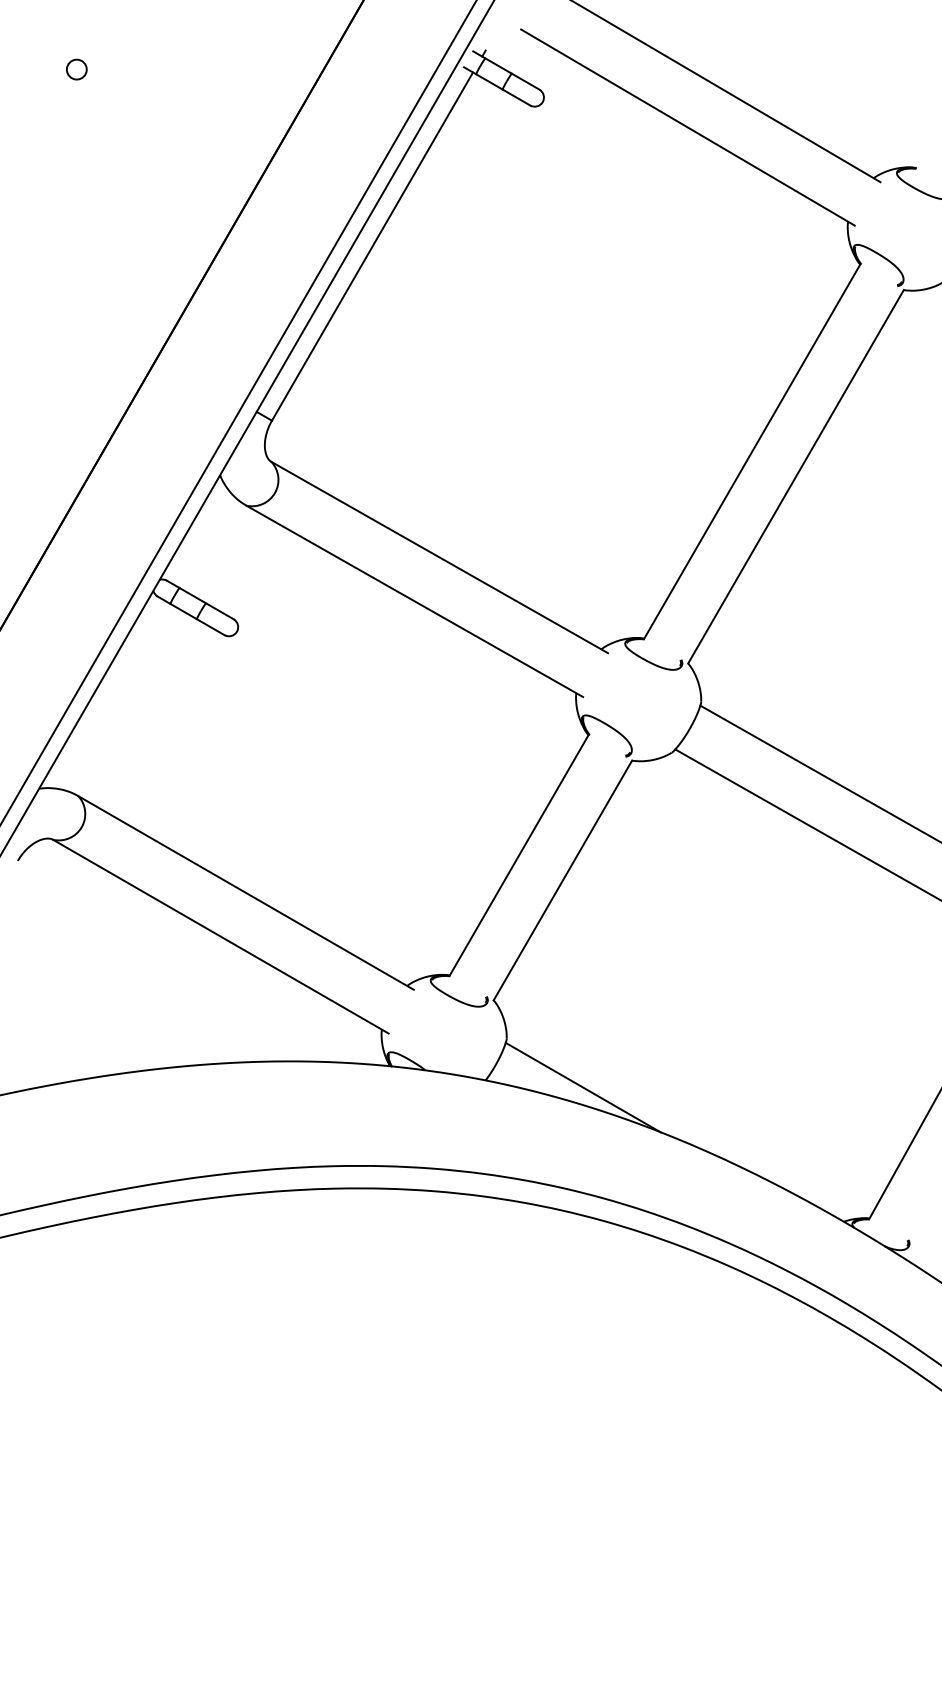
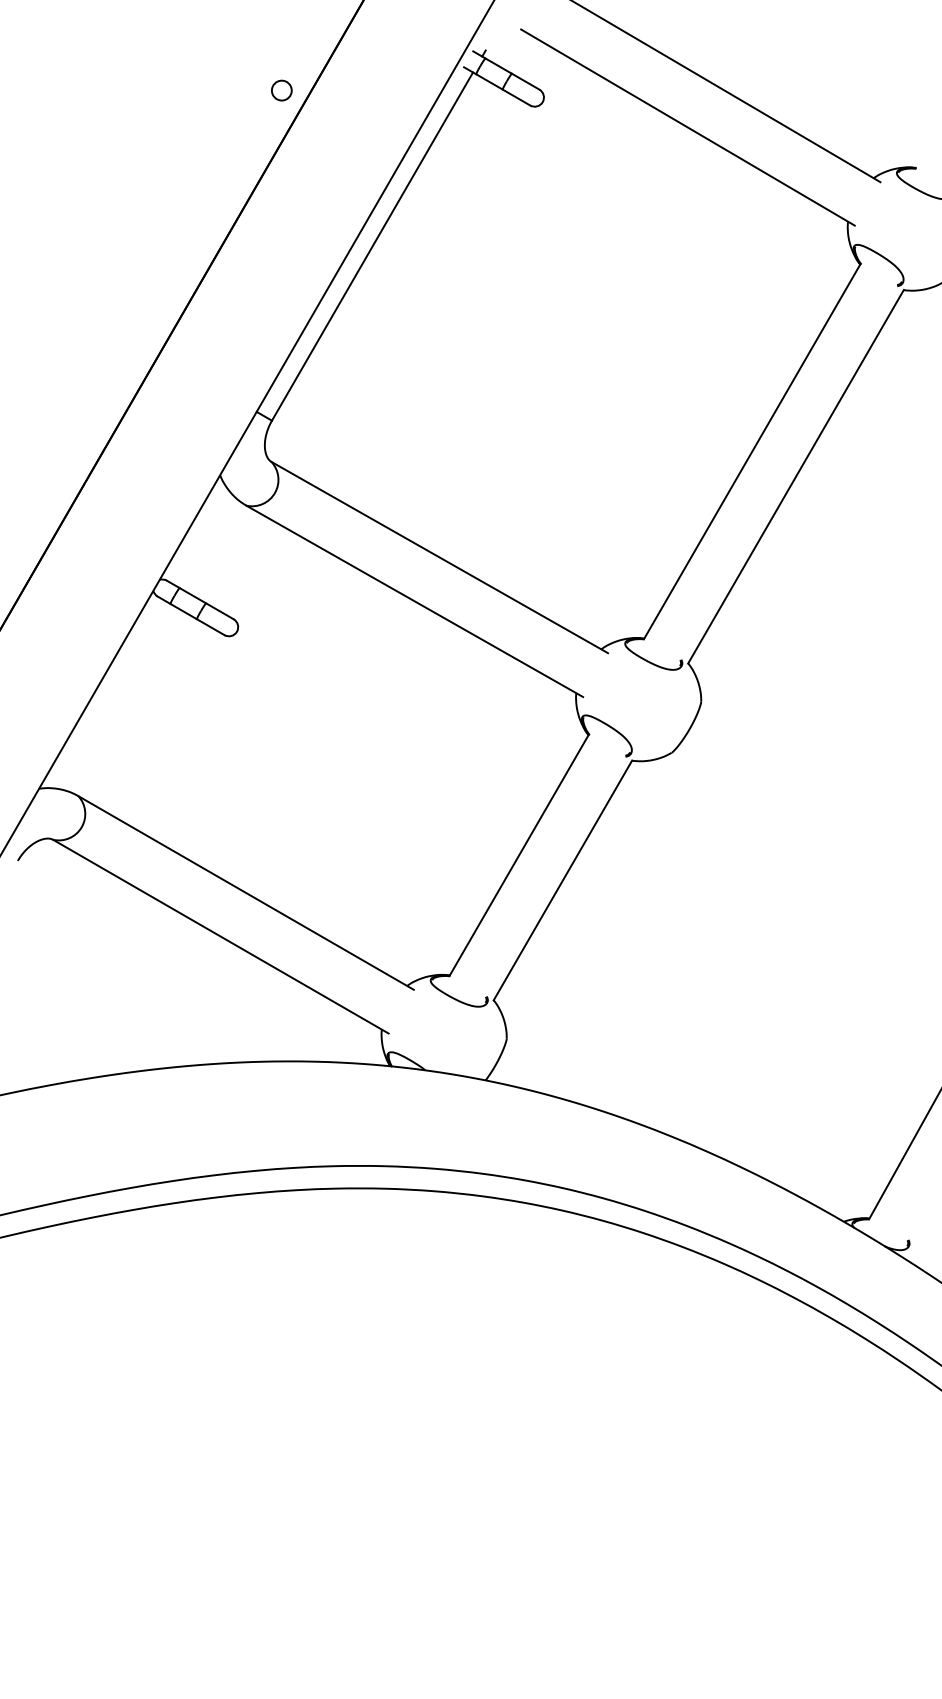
circle position: (76, 69) -> (281, 90) (281, 90)
line: present -> none (238, 412)
line: present -> none (819, 773)
line: present -> none (806, 823)
line: present -> none (583, 1087)
